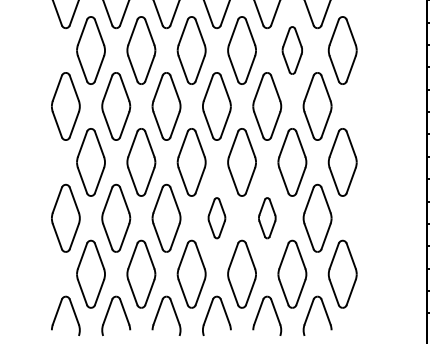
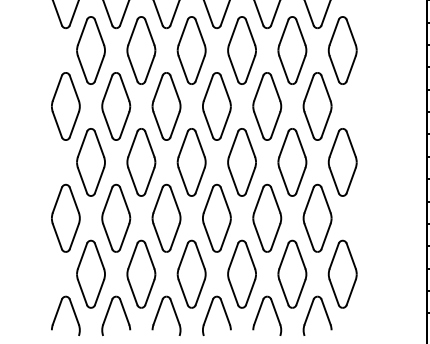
part size: 22x49 px -> 31x69 px (292, 50)
part size: 20x43 px -> 30x70 px (216, 217)
part size: 19x43 px -> 31x70 px (267, 217)
